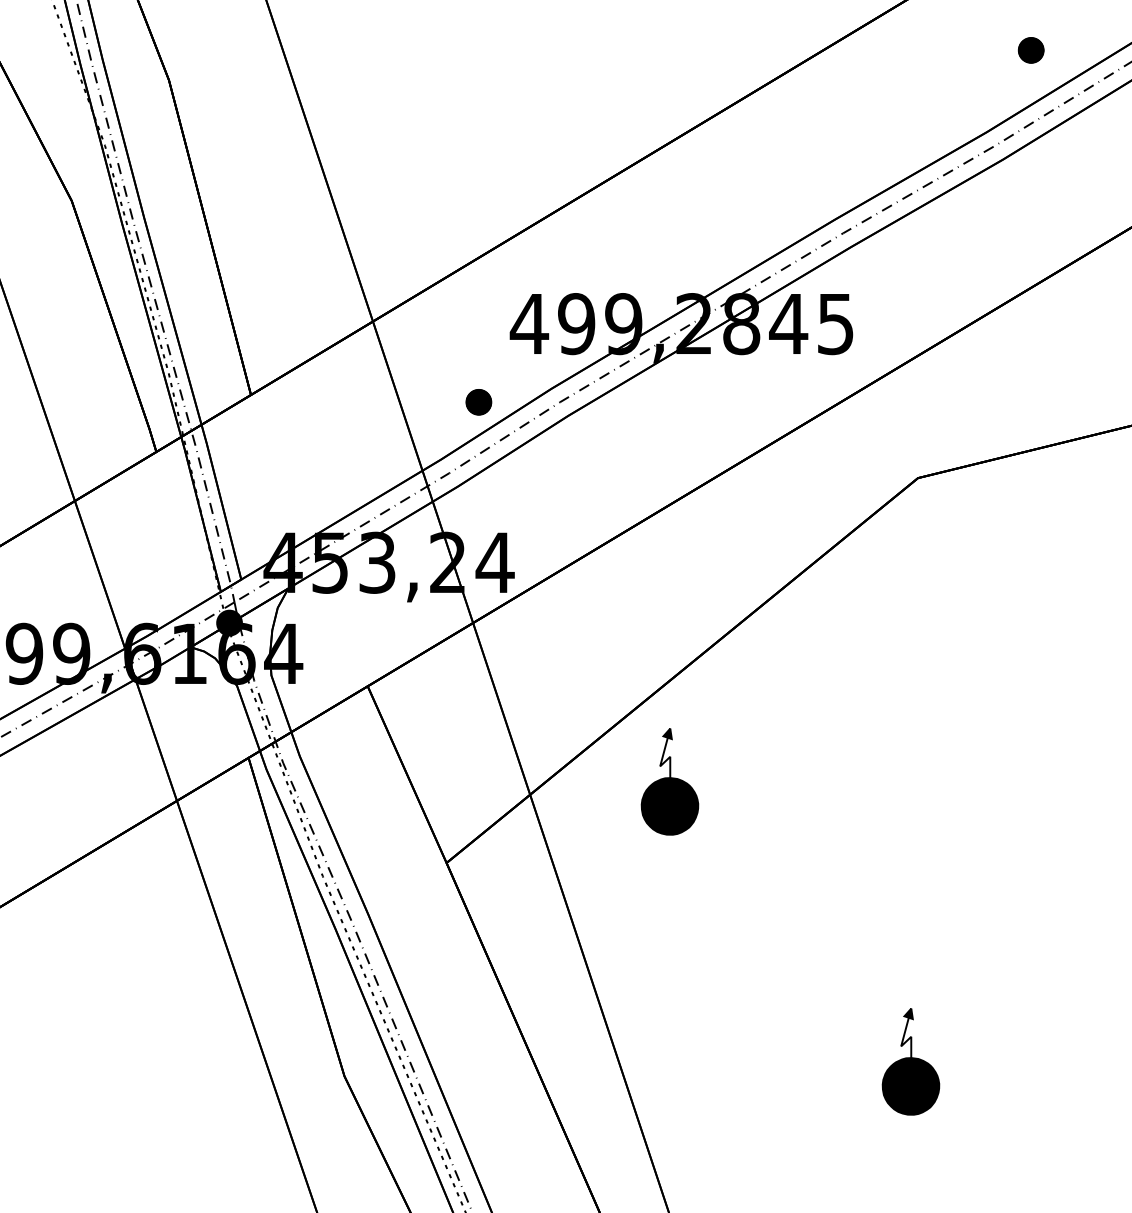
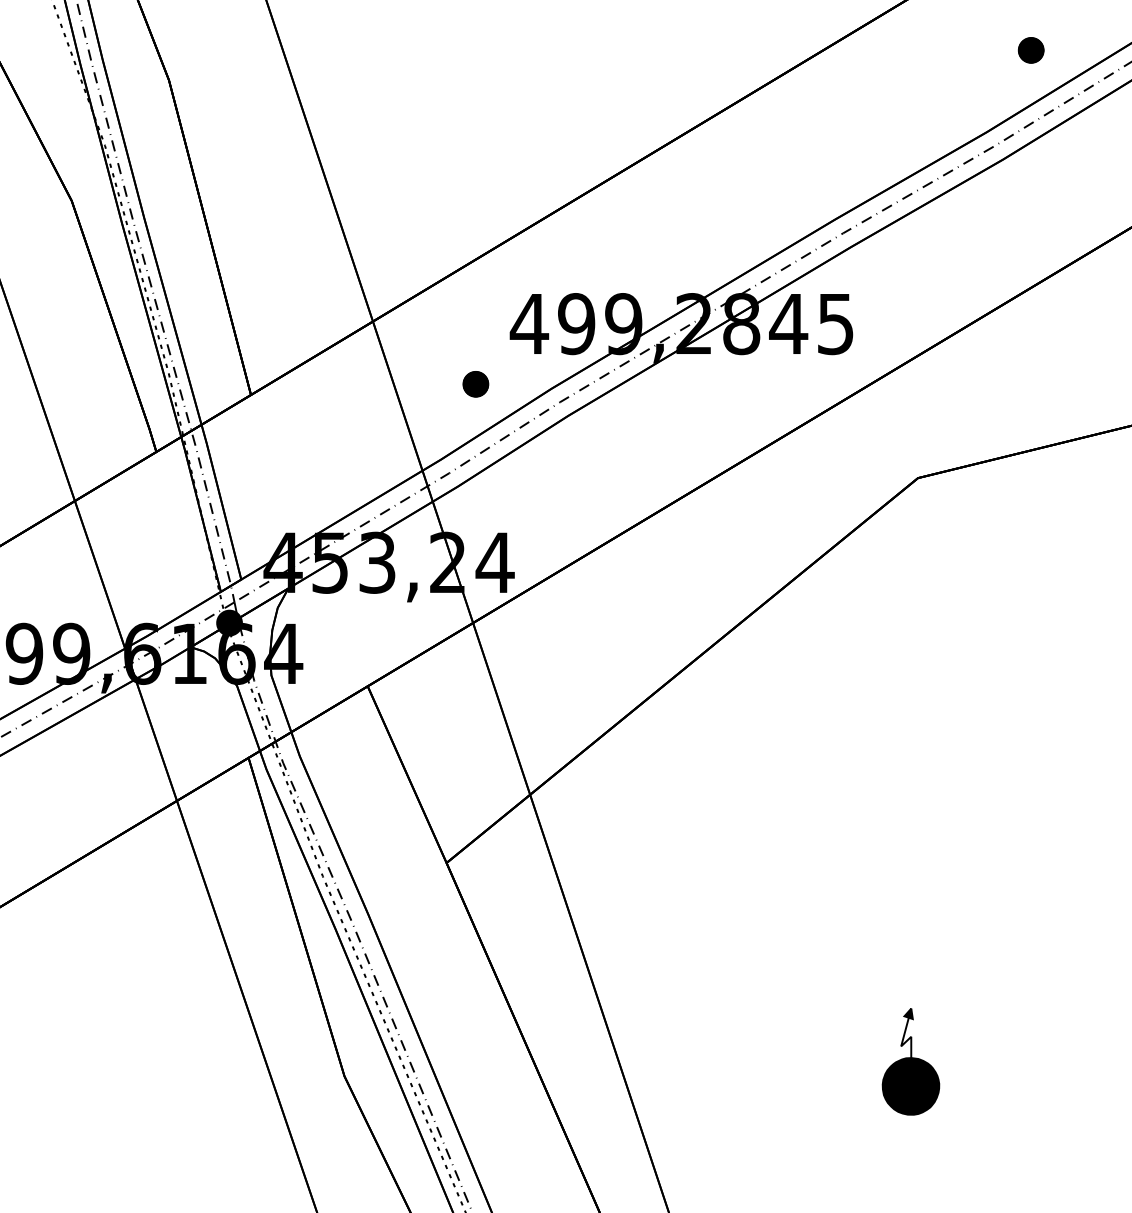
part position: (478, 402) -> (475, 384) (475, 384)
part: present -> none (669, 781)
